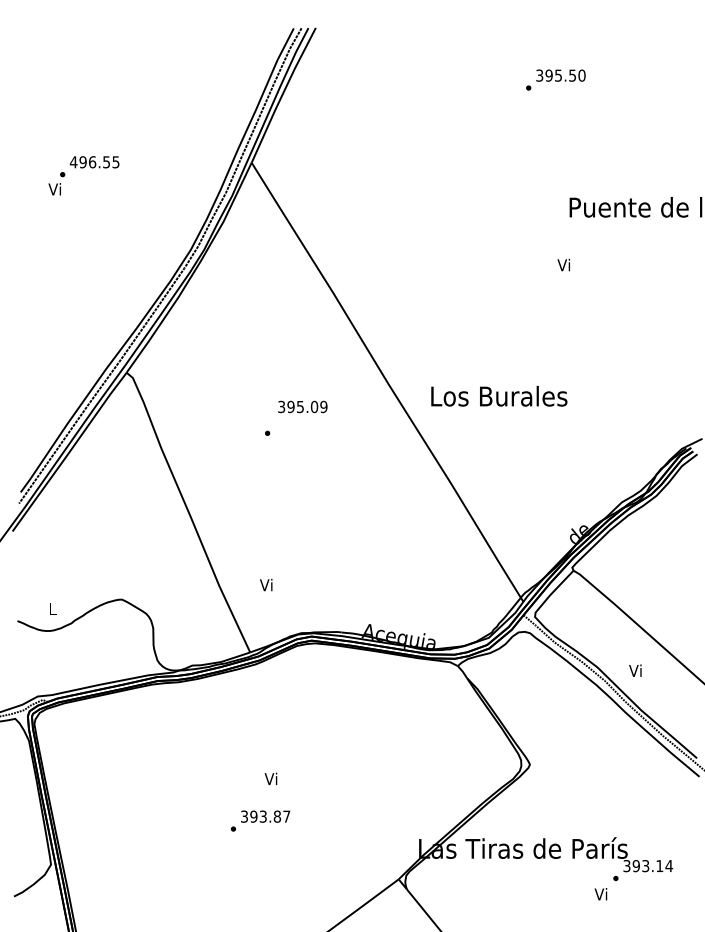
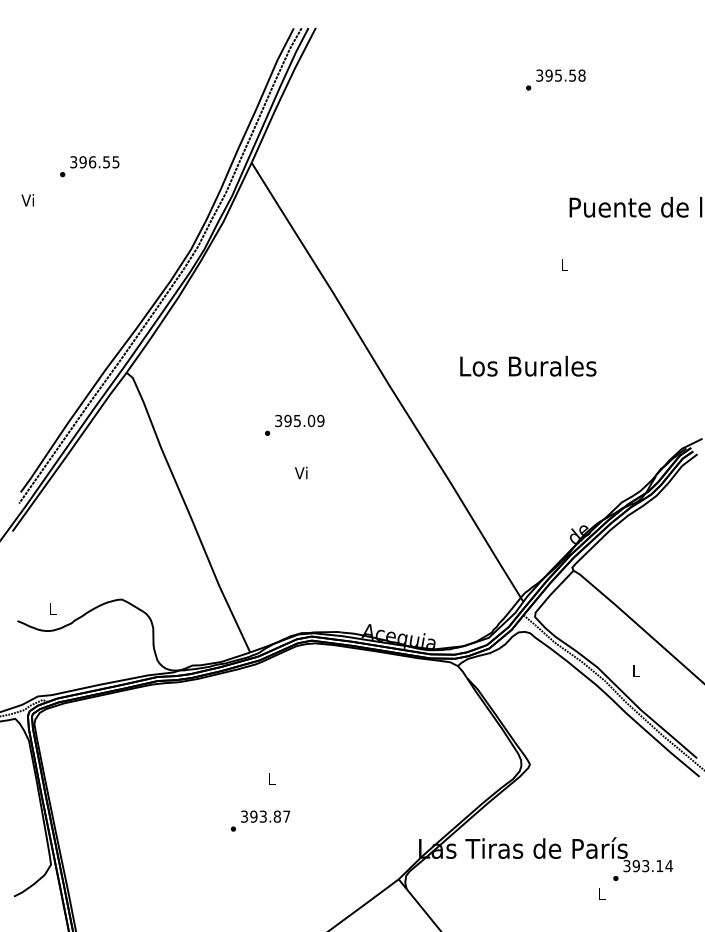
text: 395.50 -> 395.58 (581, 75)
text: 496.55 -> 396.55 (73, 162)
text position: (54, 189) -> (27, 200) (27, 200)
text: Vi -> L (563, 264)
text position: (499, 395) -> (528, 365) (528, 365)
text position: (302, 406) -> (299, 420) (299, 420)
text position: (266, 584) -> (301, 472) (301, 472)
text: Vi -> L (635, 670)
text: Vi -> L (270, 778)
text: Vi -> L (600, 894)
